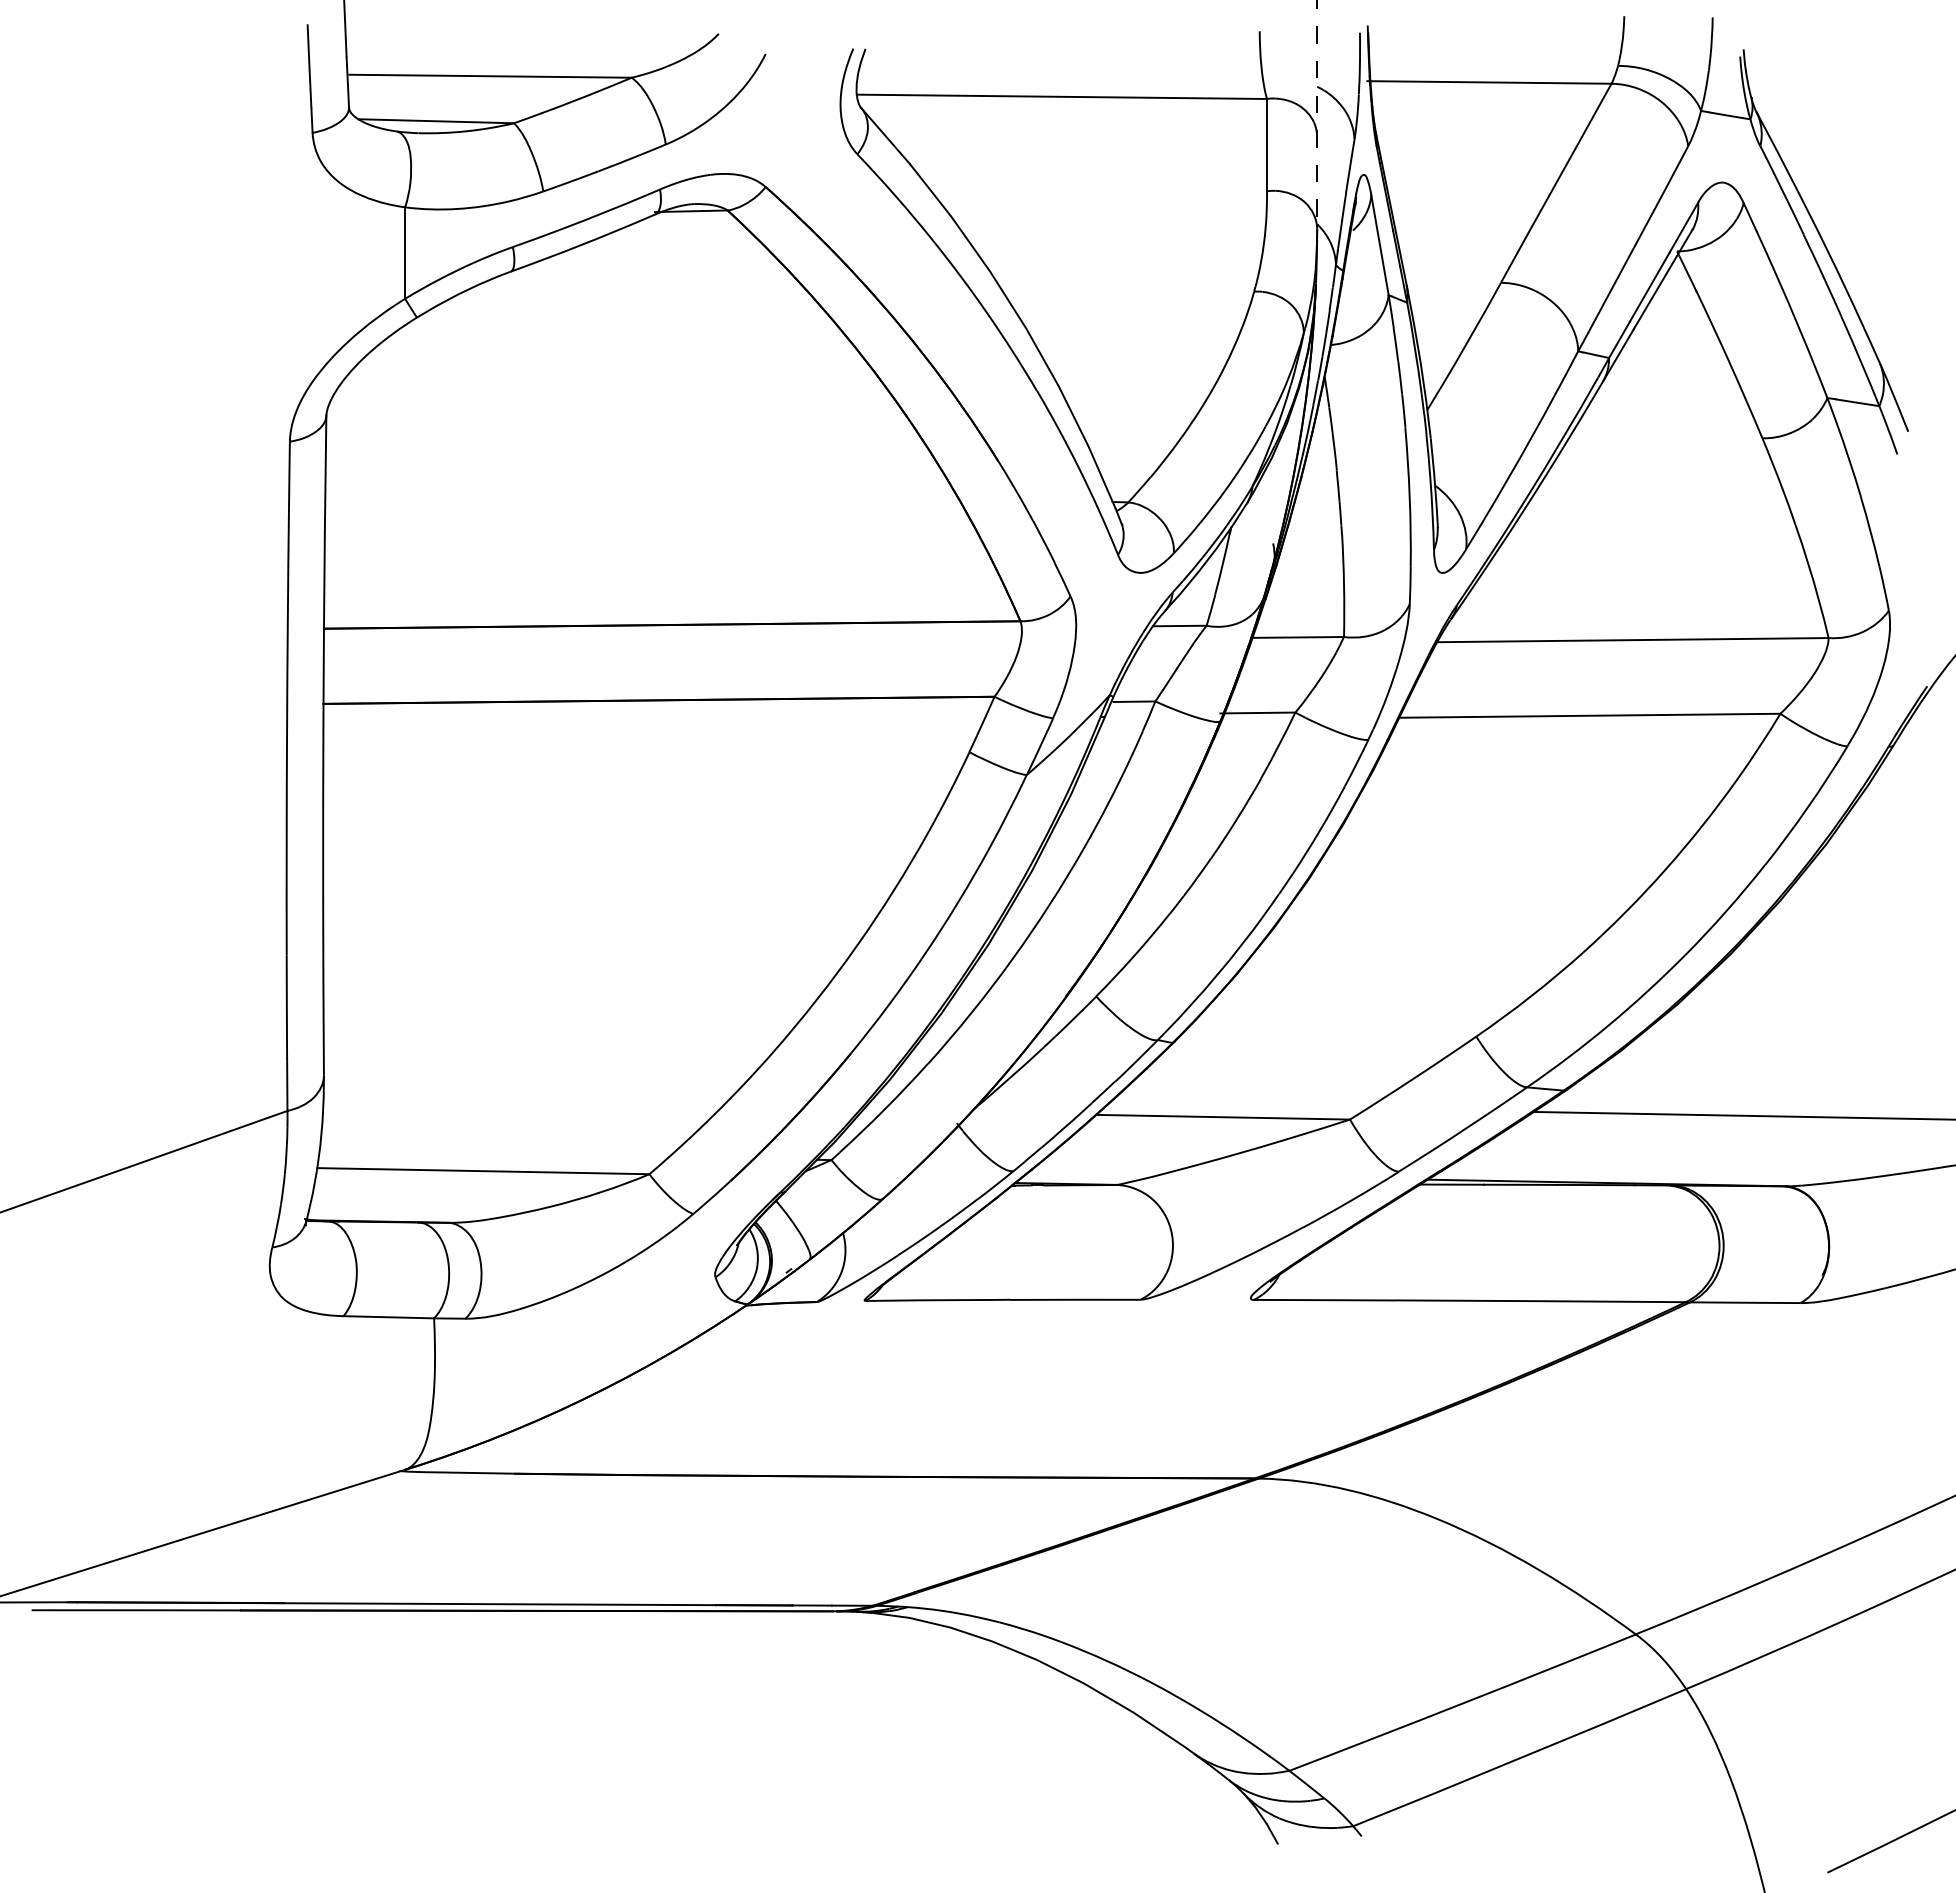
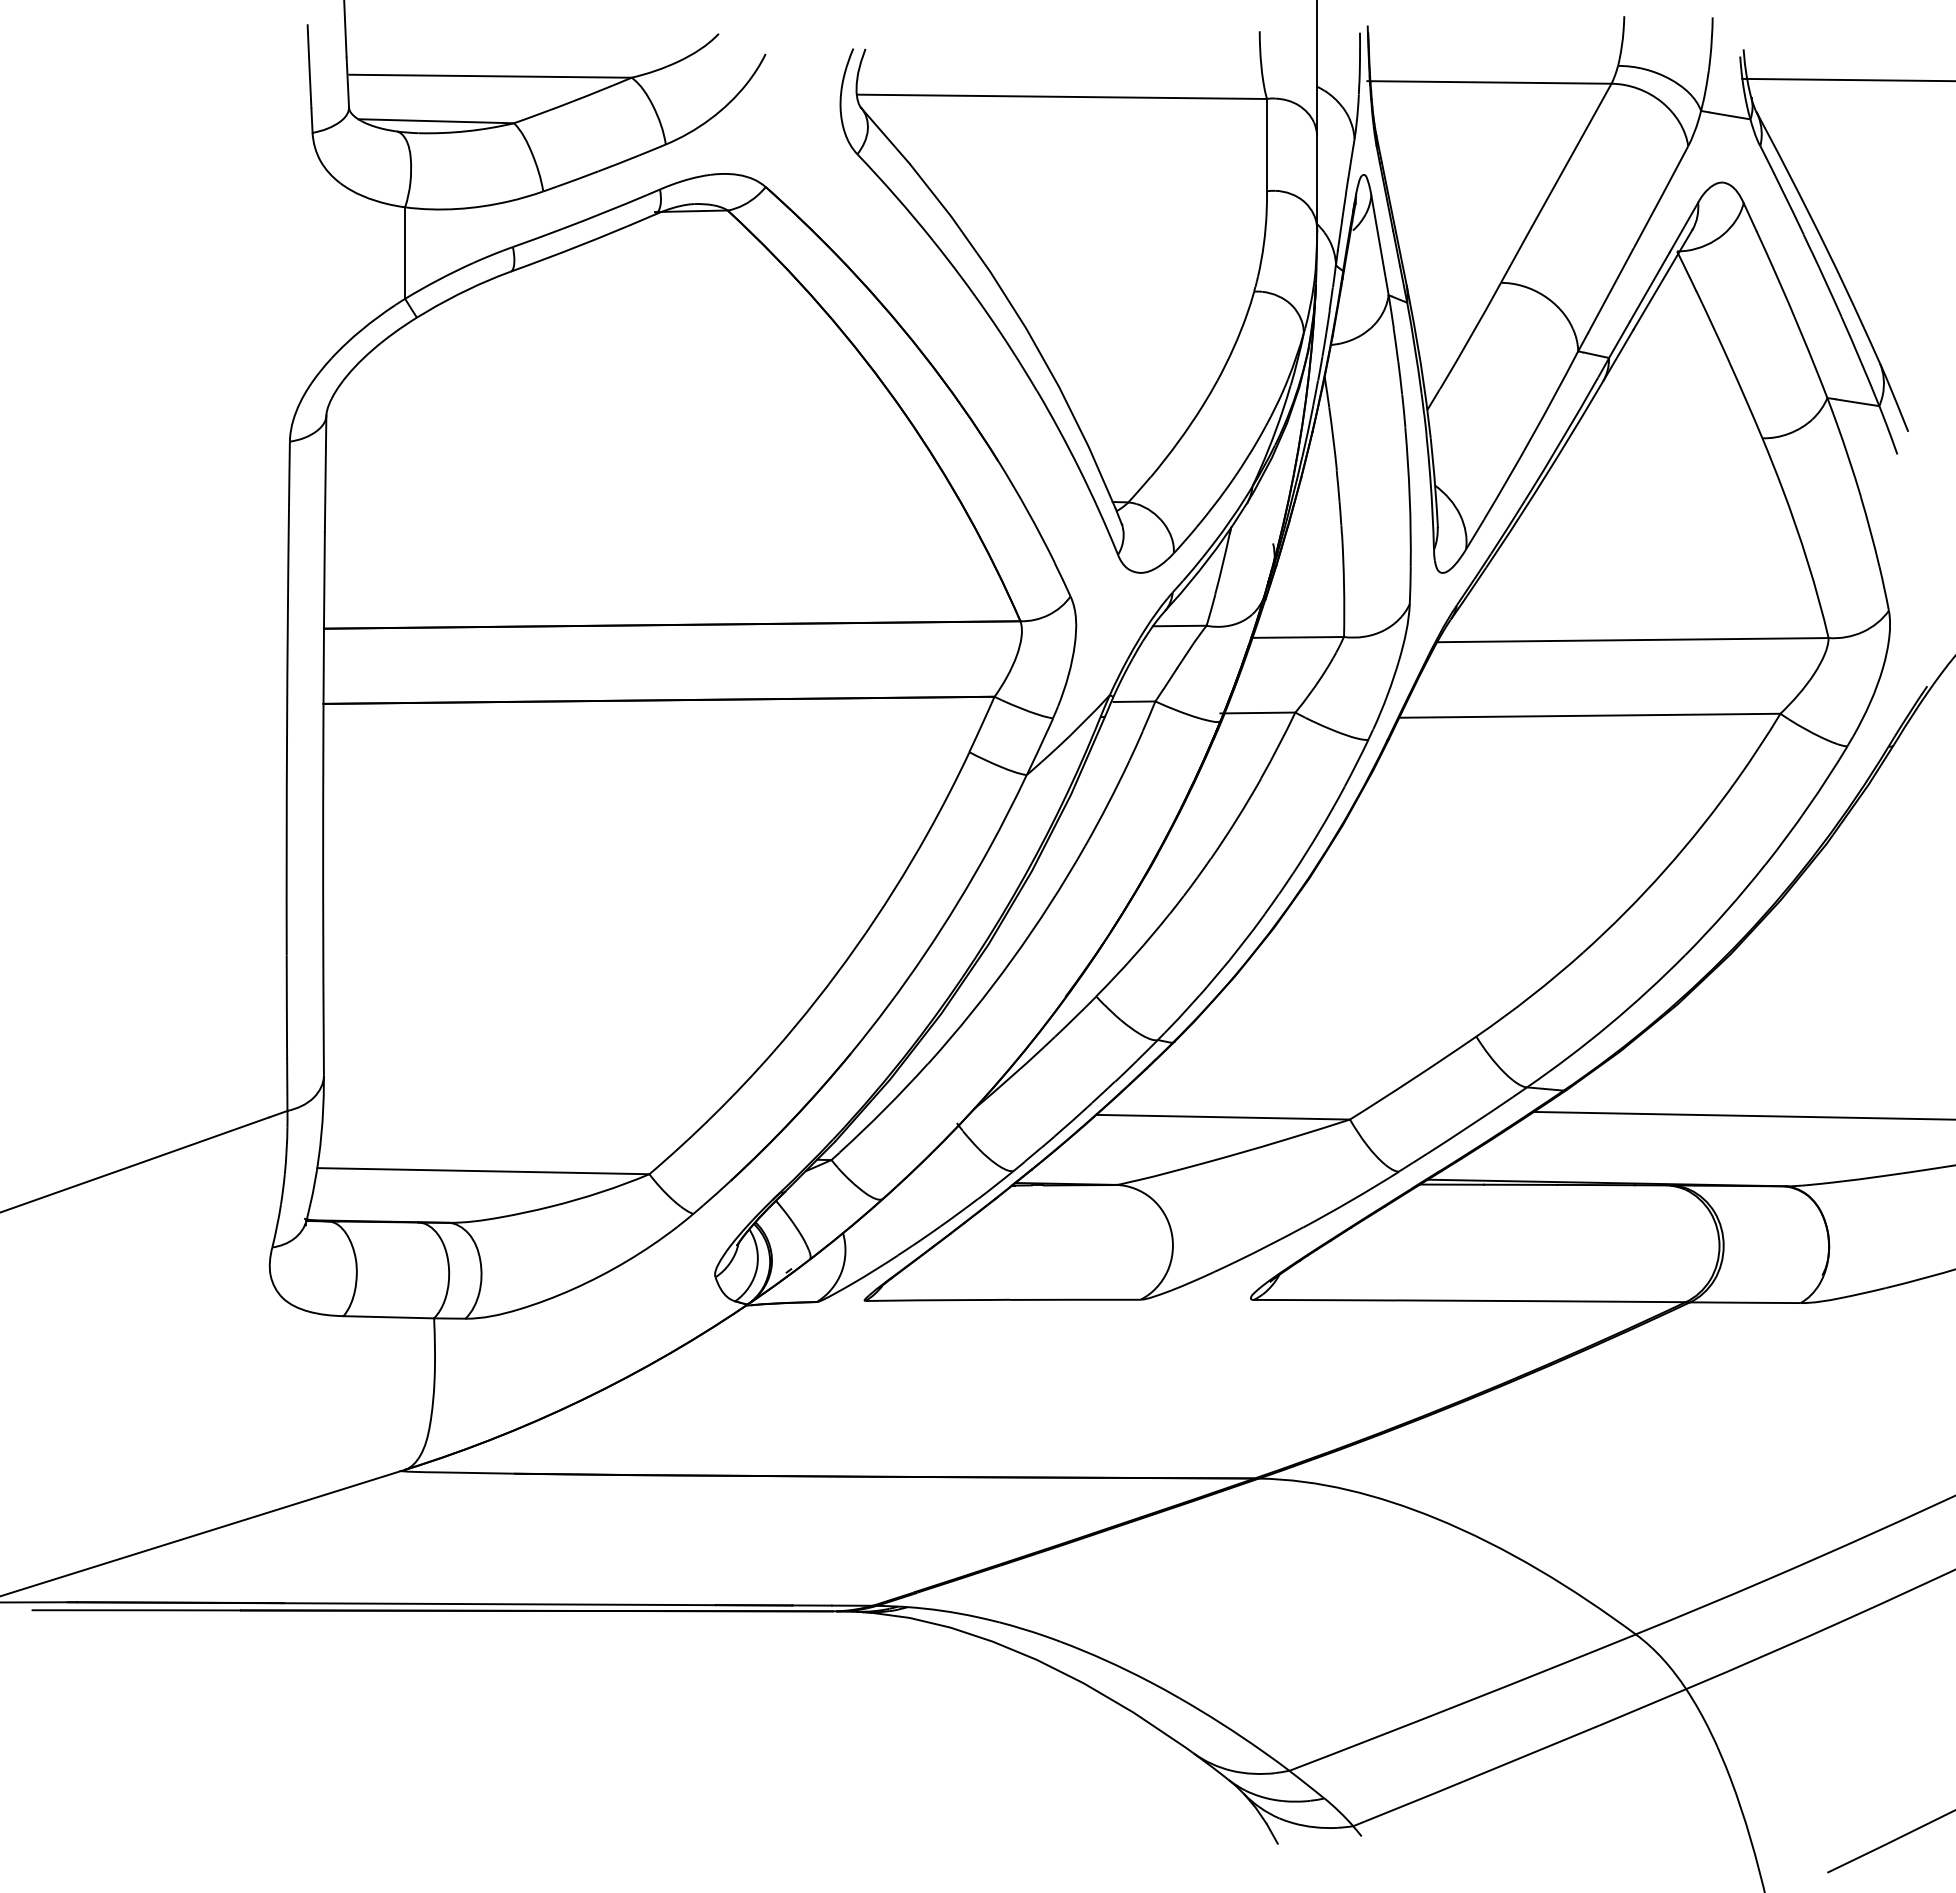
line: none -> present (1847, 79)
line: dashed -> solid (1317, 115)
